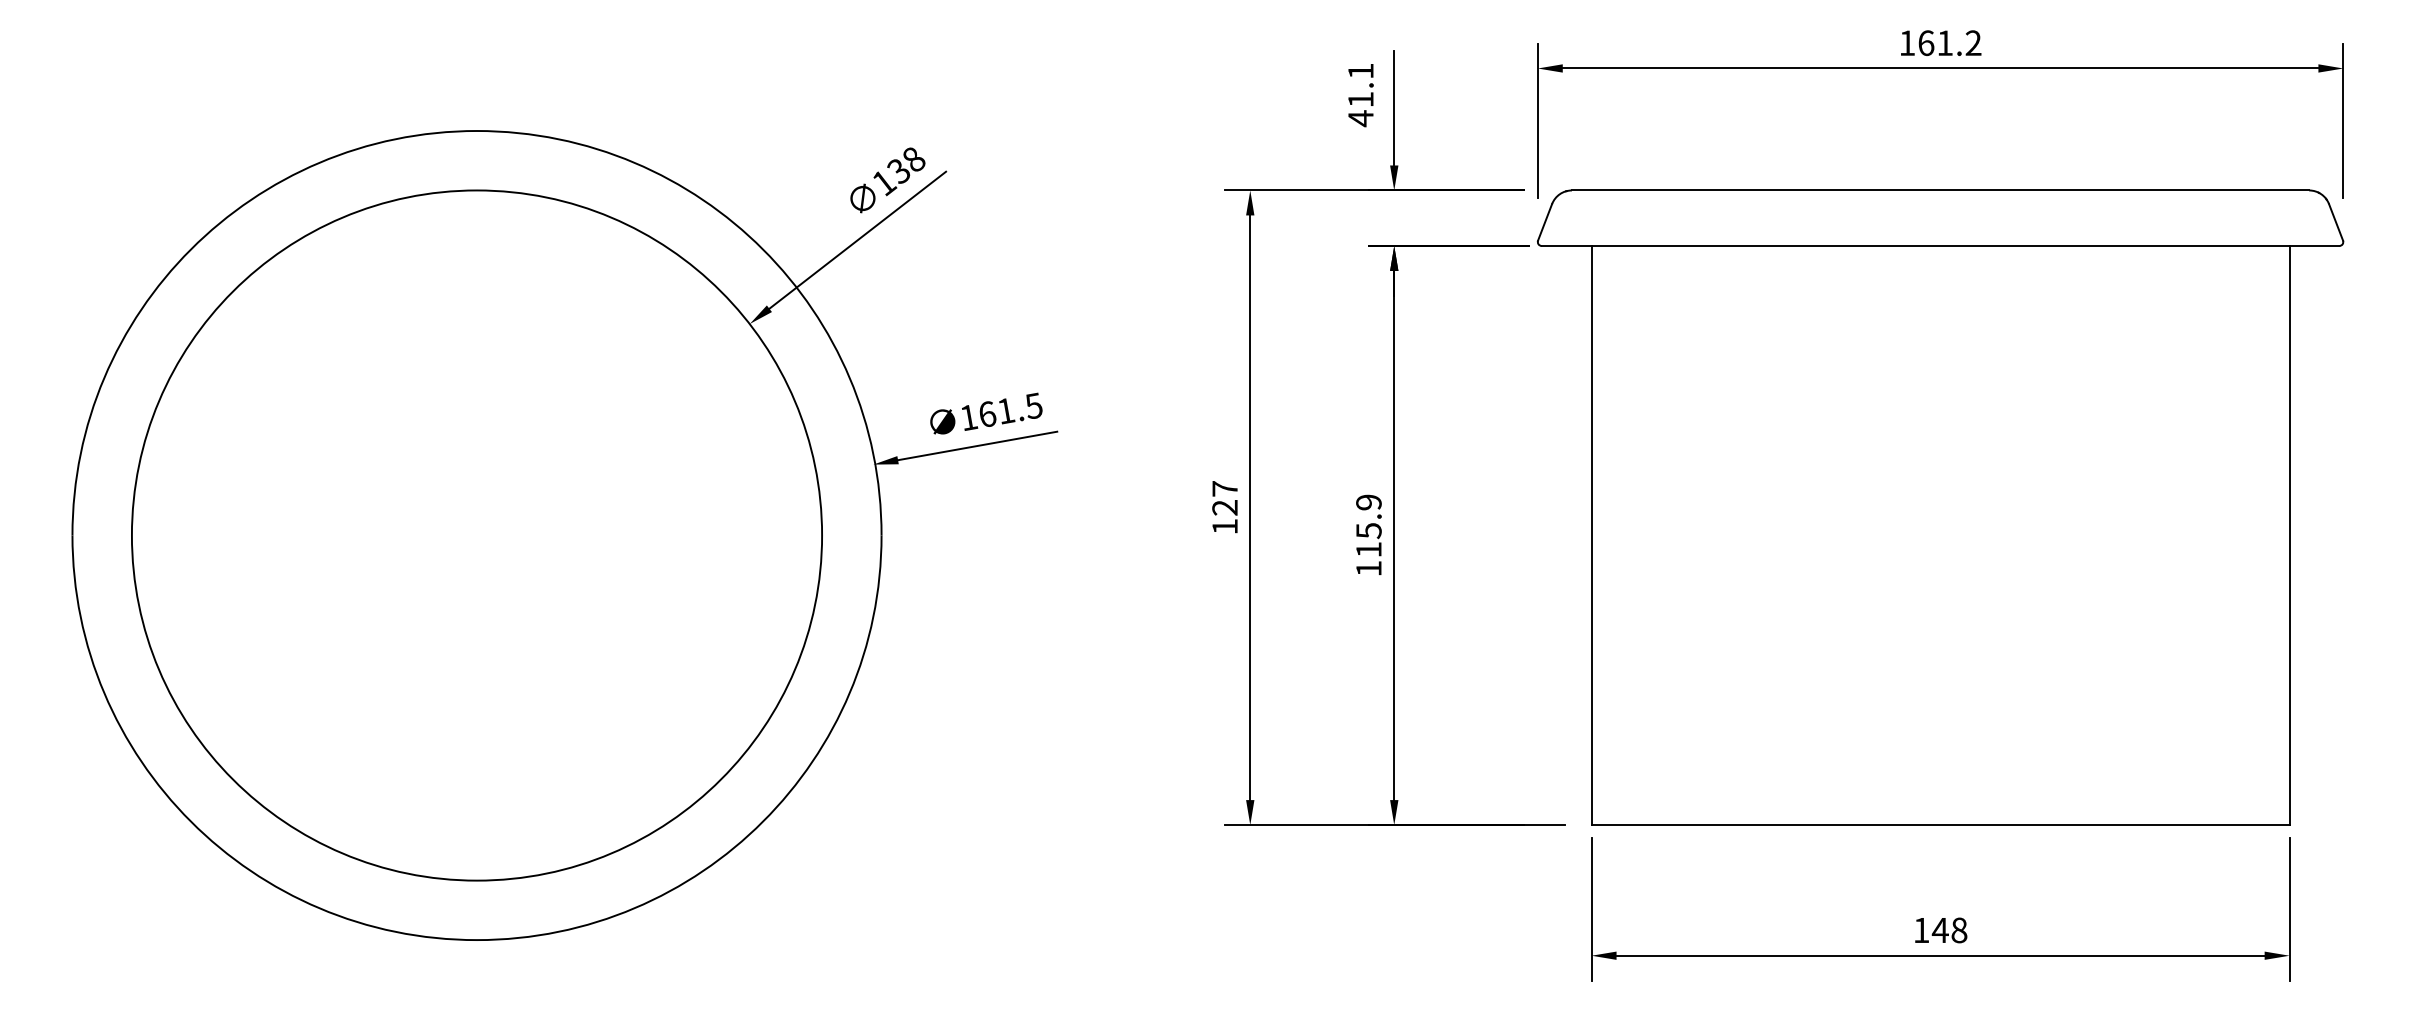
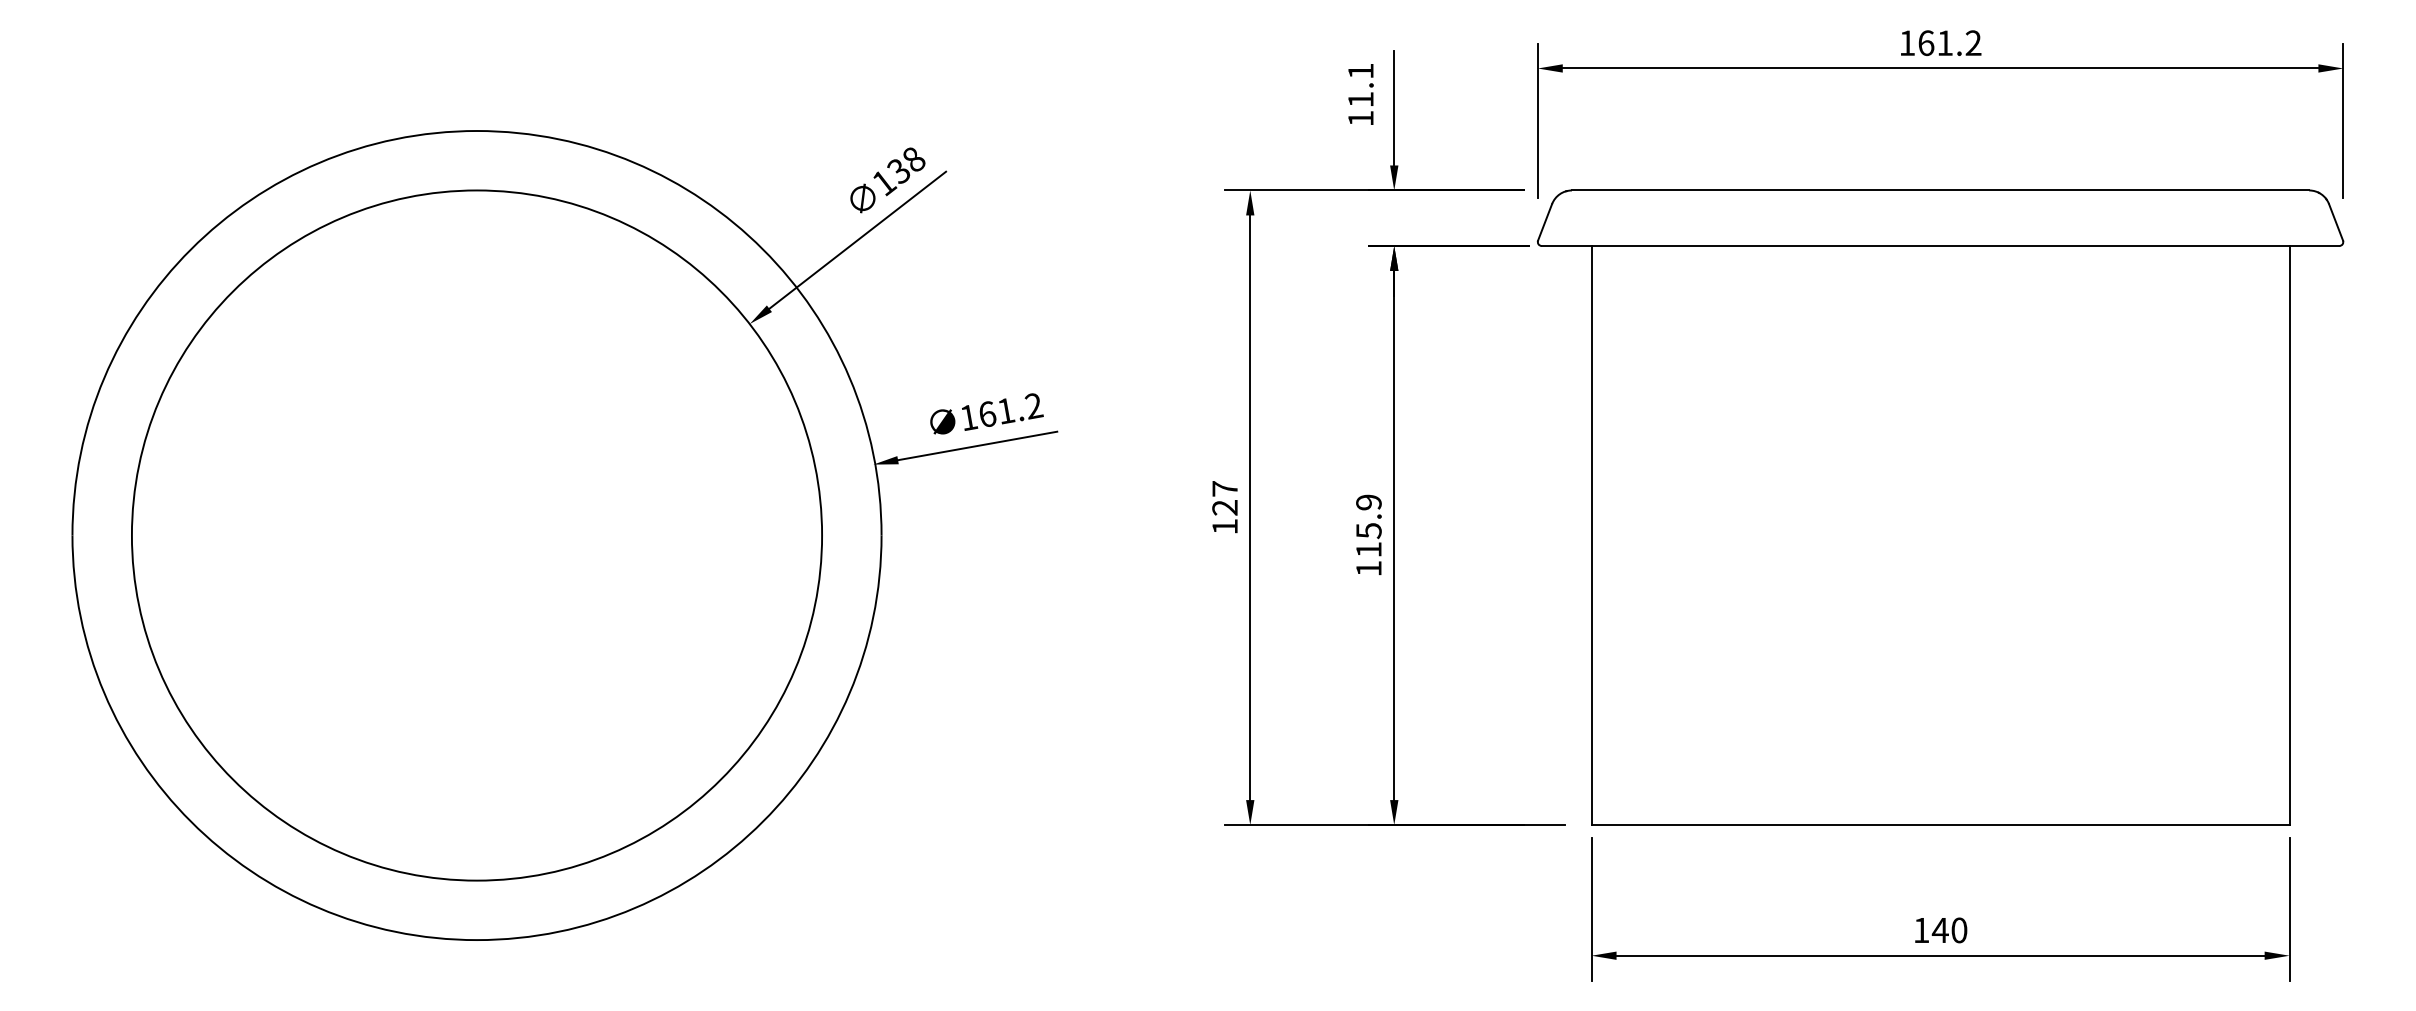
text: 41.1 -> 11.1 (1360, 118)
text: 161.5 -> 161.2 (1033, 405)
text: 148 -> 140 (1959, 930)
